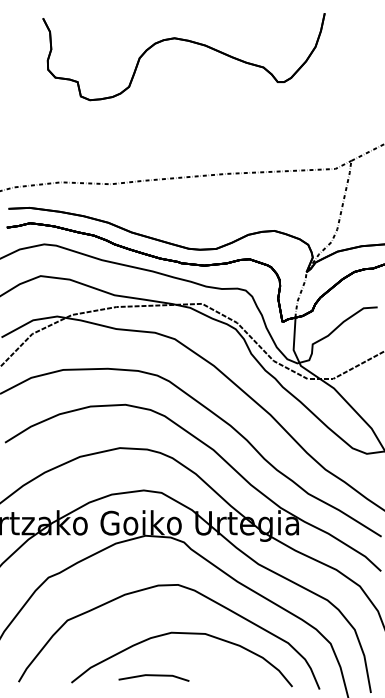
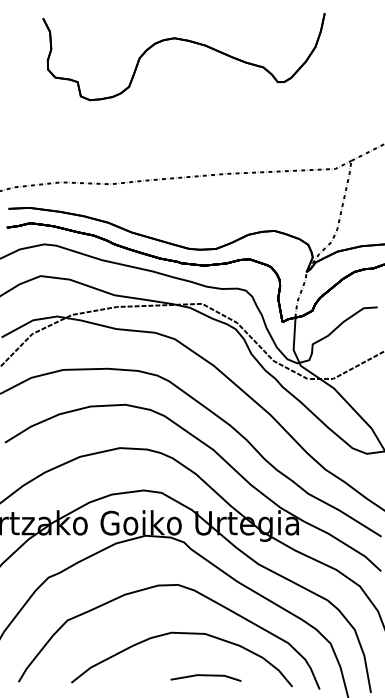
line position: (153, 676) -> (205, 676) (205, 676)
